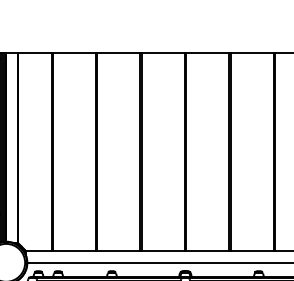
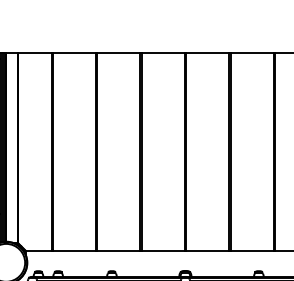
line: present -> none (158, 262)
